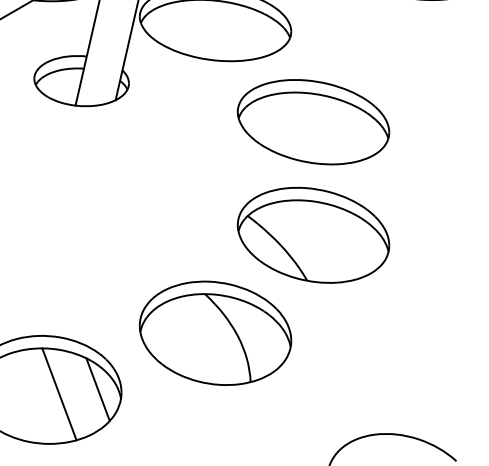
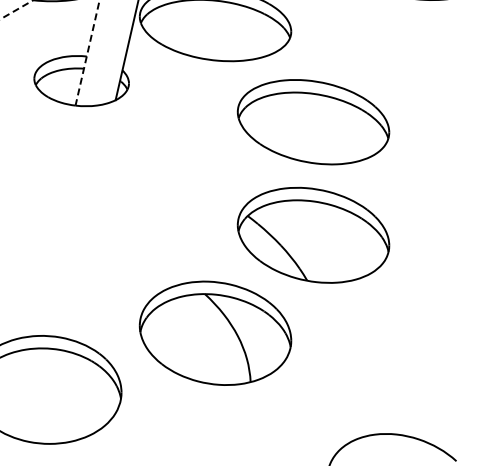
line: solid -> dashed (16, 9)
line: solid -> dashed (87, 53)
line: present -> none (97, 389)
line: present -> none (59, 394)
